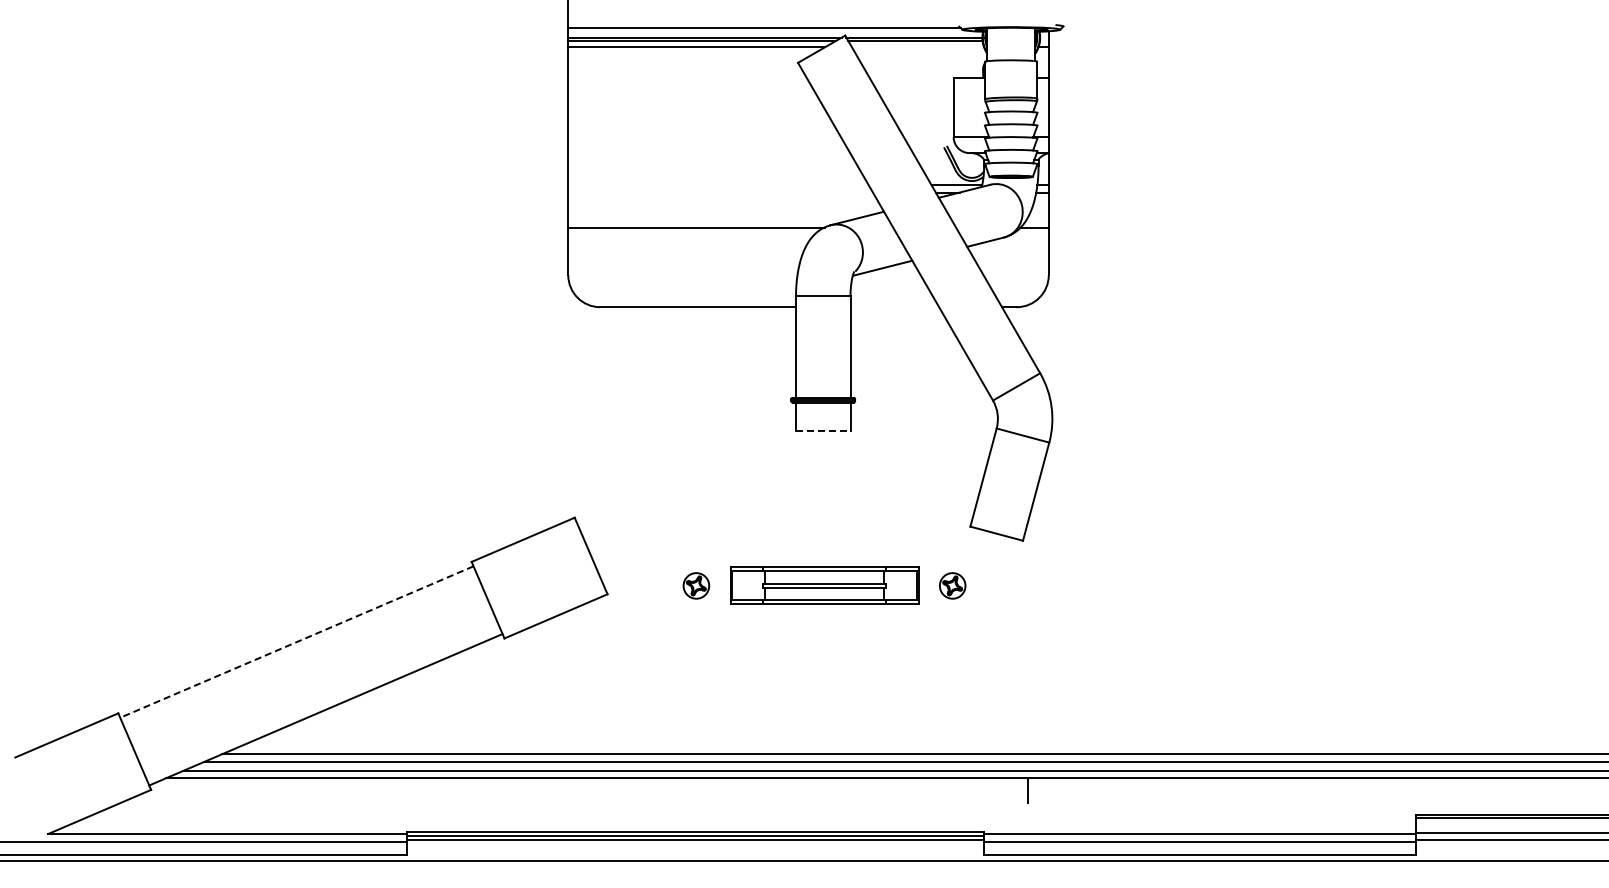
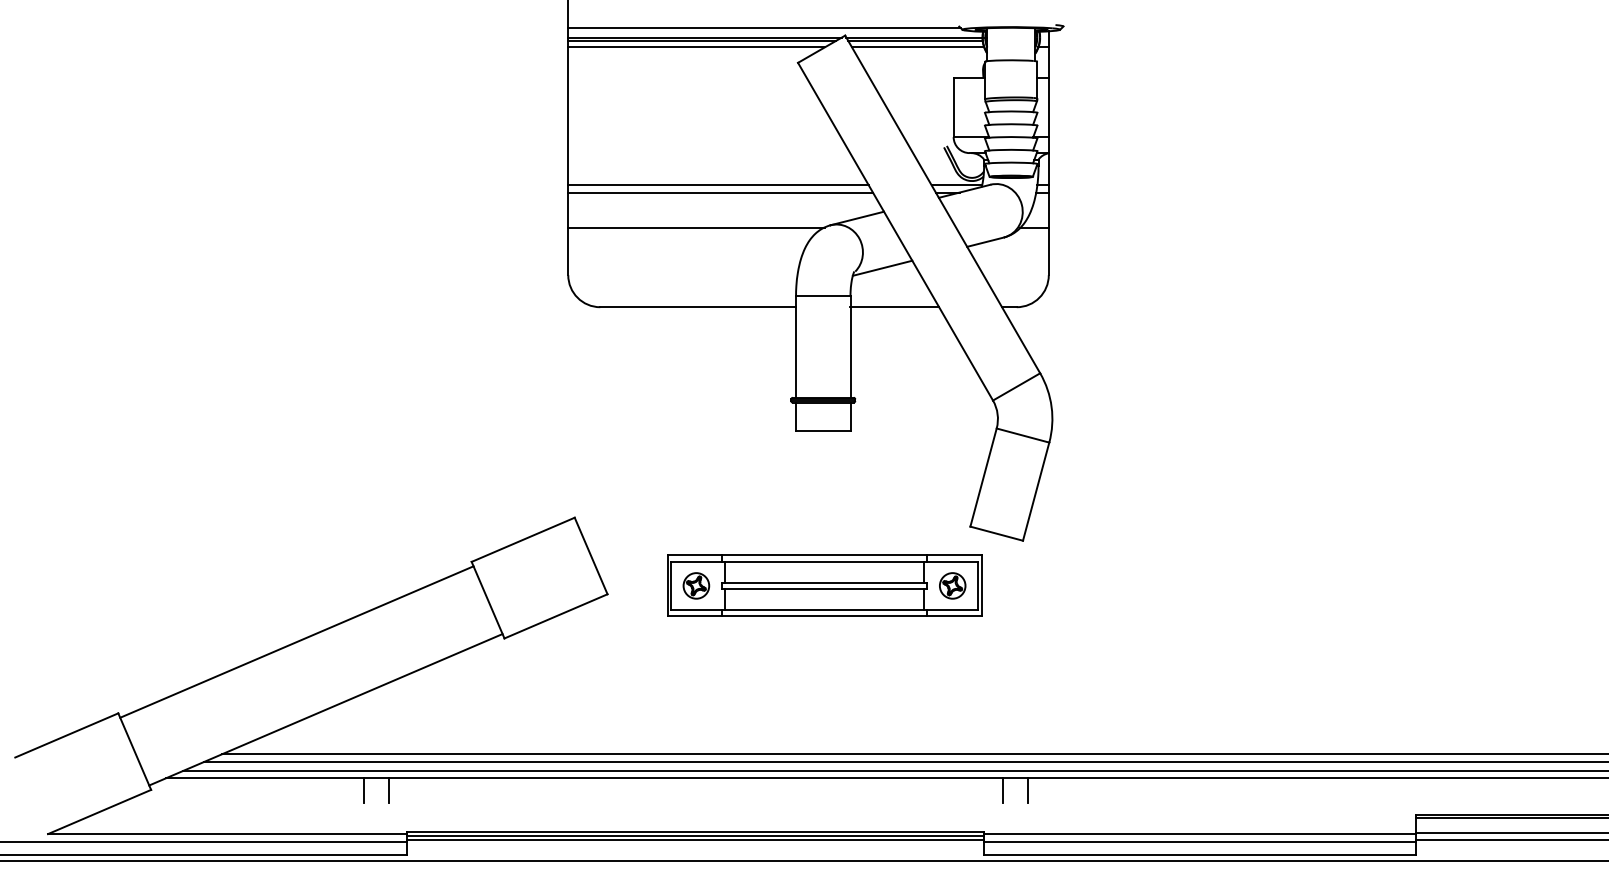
line: none -> present (918, 47)
line: none -> present (718, 185)
line: none -> present (720, 192)
line: none -> present (894, 307)
line: dashed -> solid (823, 431)
part size: 190x39 px -> 316x63 px (824, 585)
line: dashed -> solid (296, 642)
line: none -> present (363, 790)
line: none -> present (388, 790)
line: none -> present (1002, 790)
